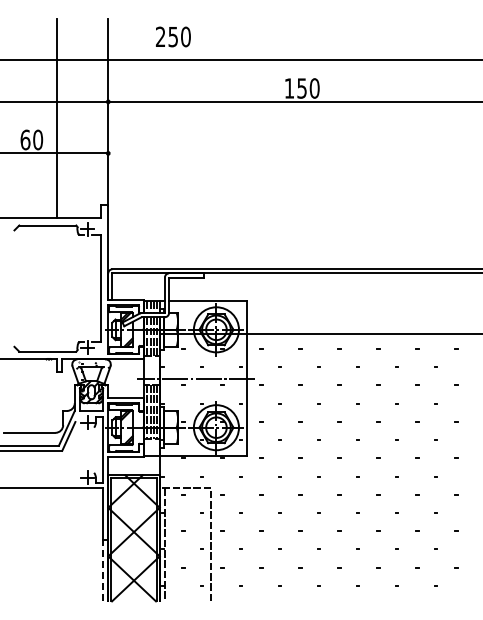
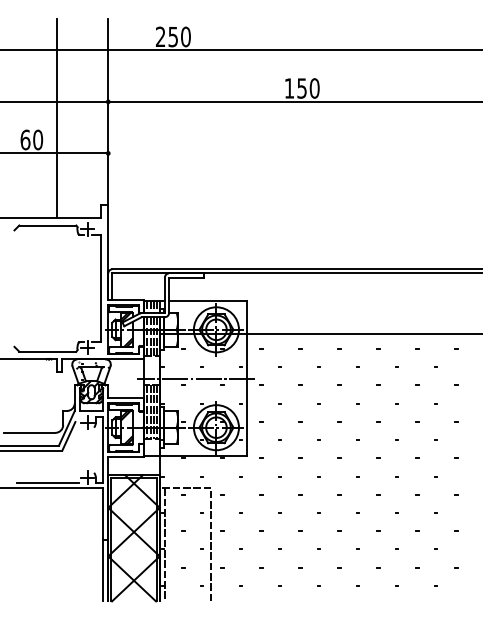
line position: (240, 60) -> (240, 50) (240, 50)
line: none -> present (47, 483)
line: dashed -> solid (103, 569)
